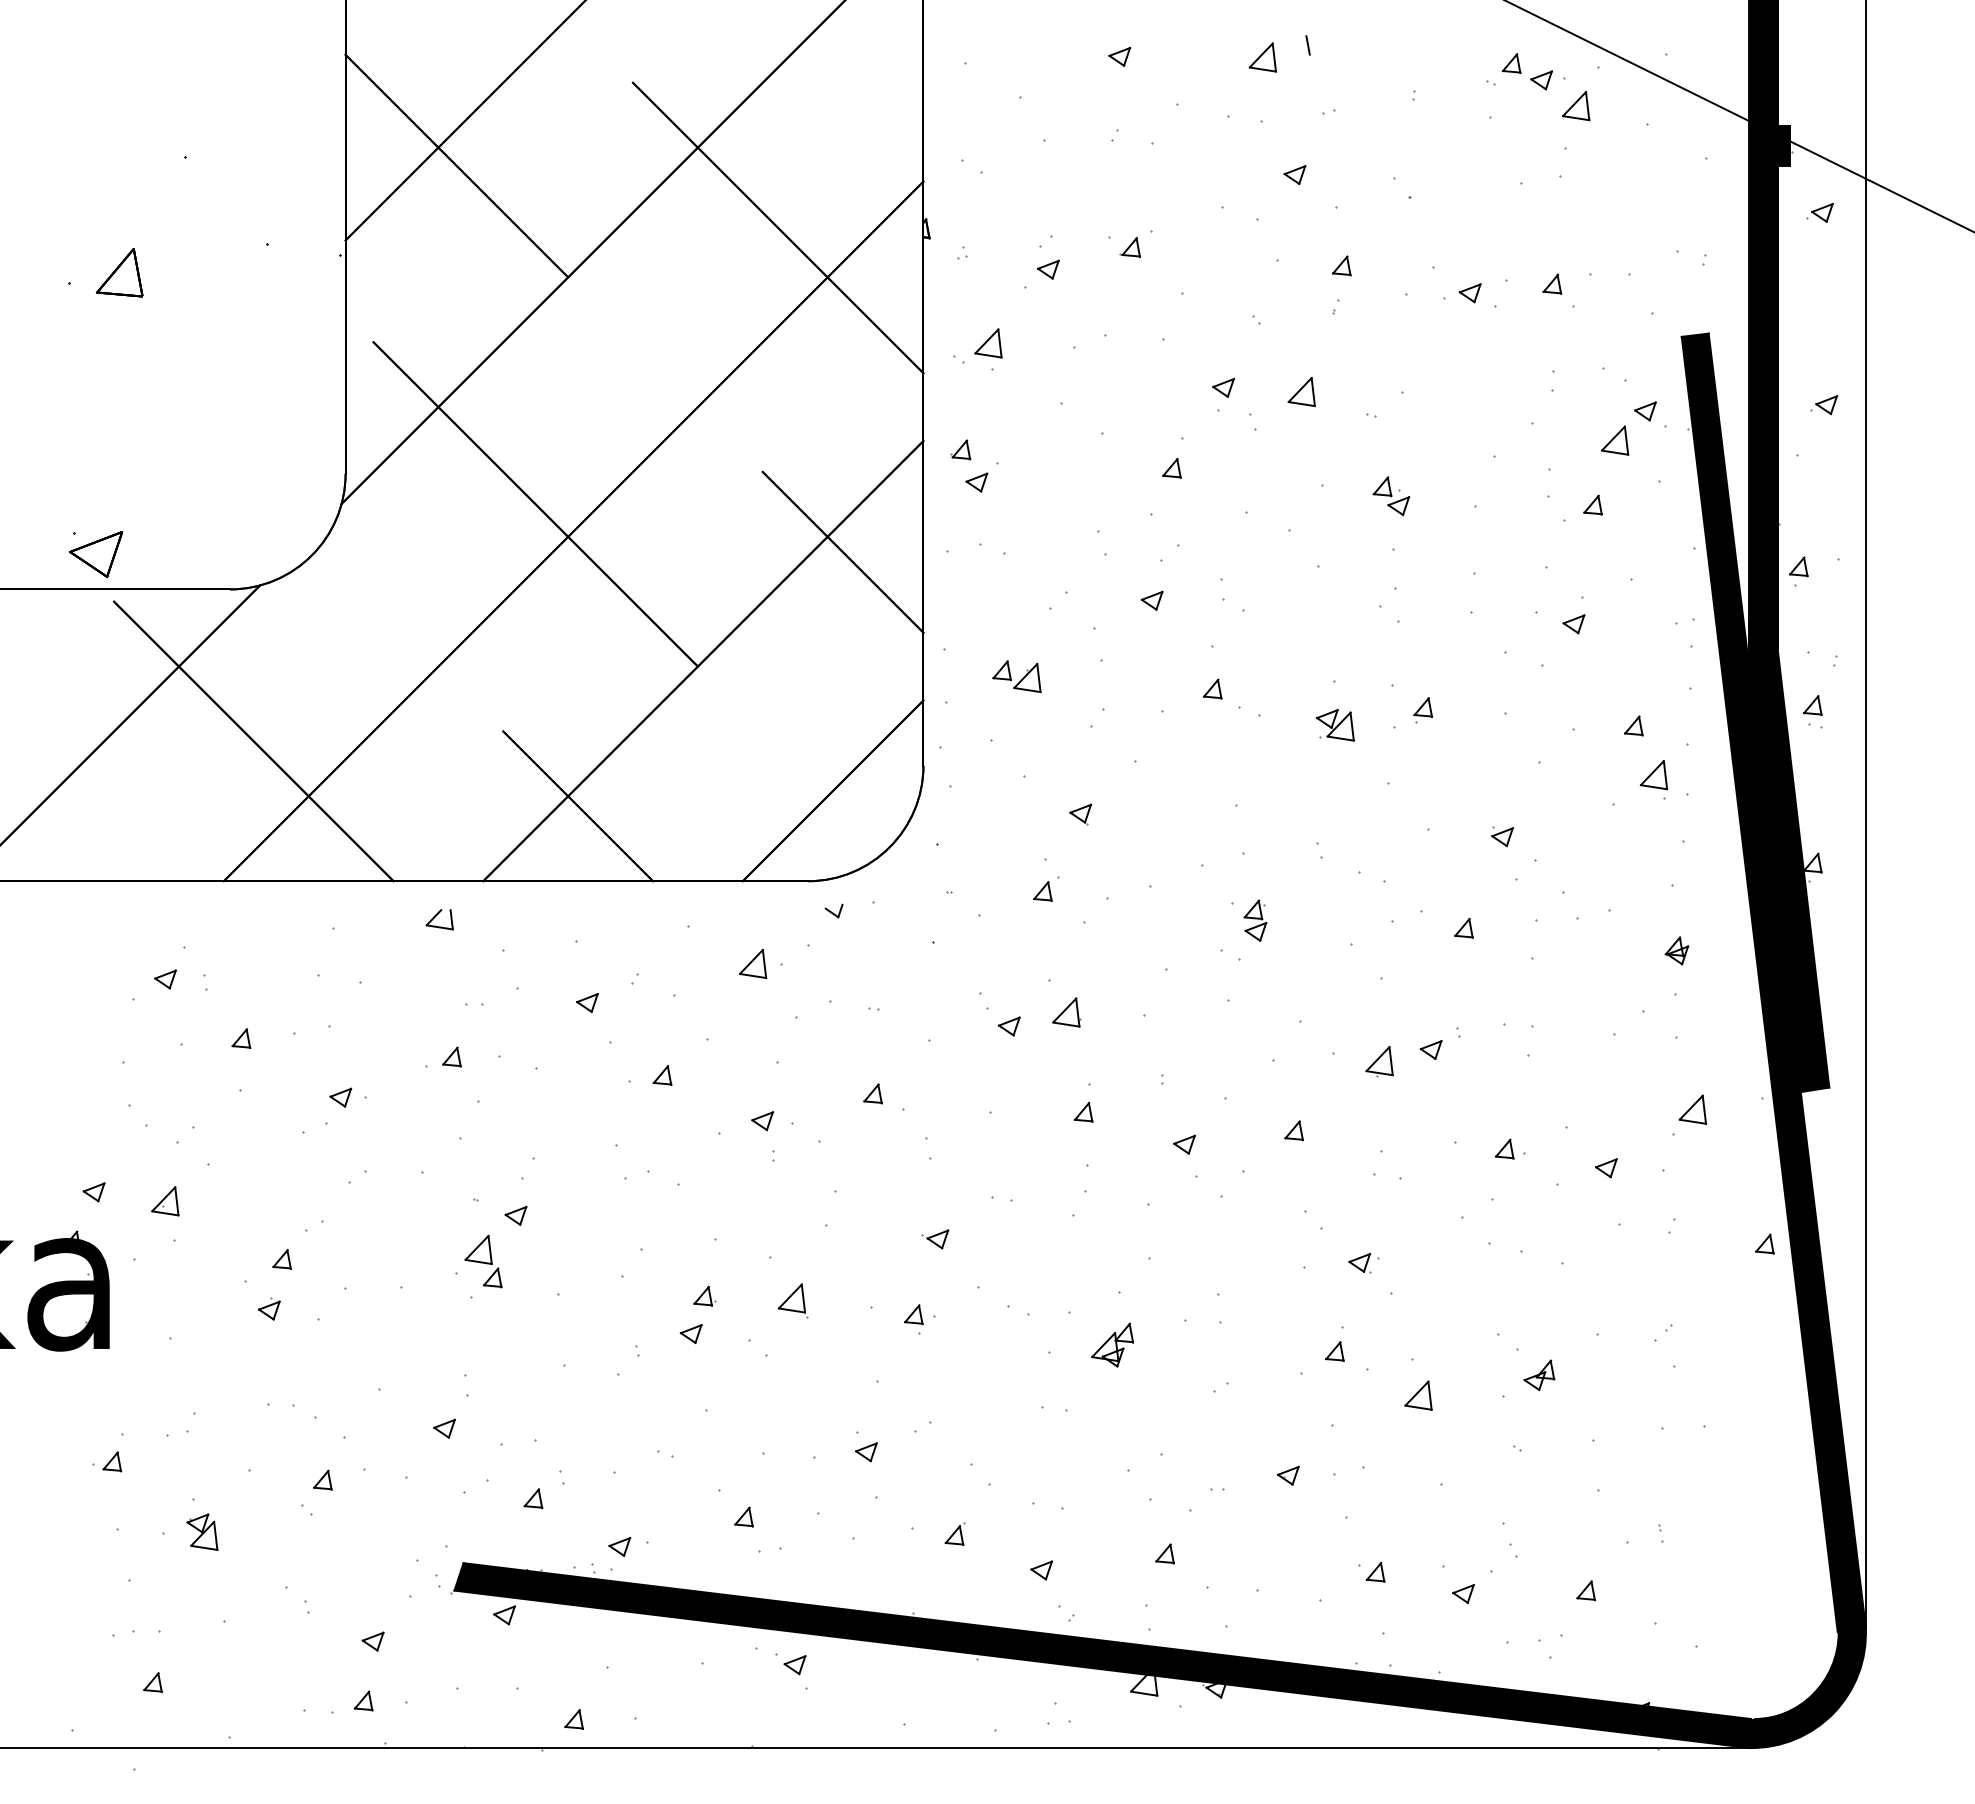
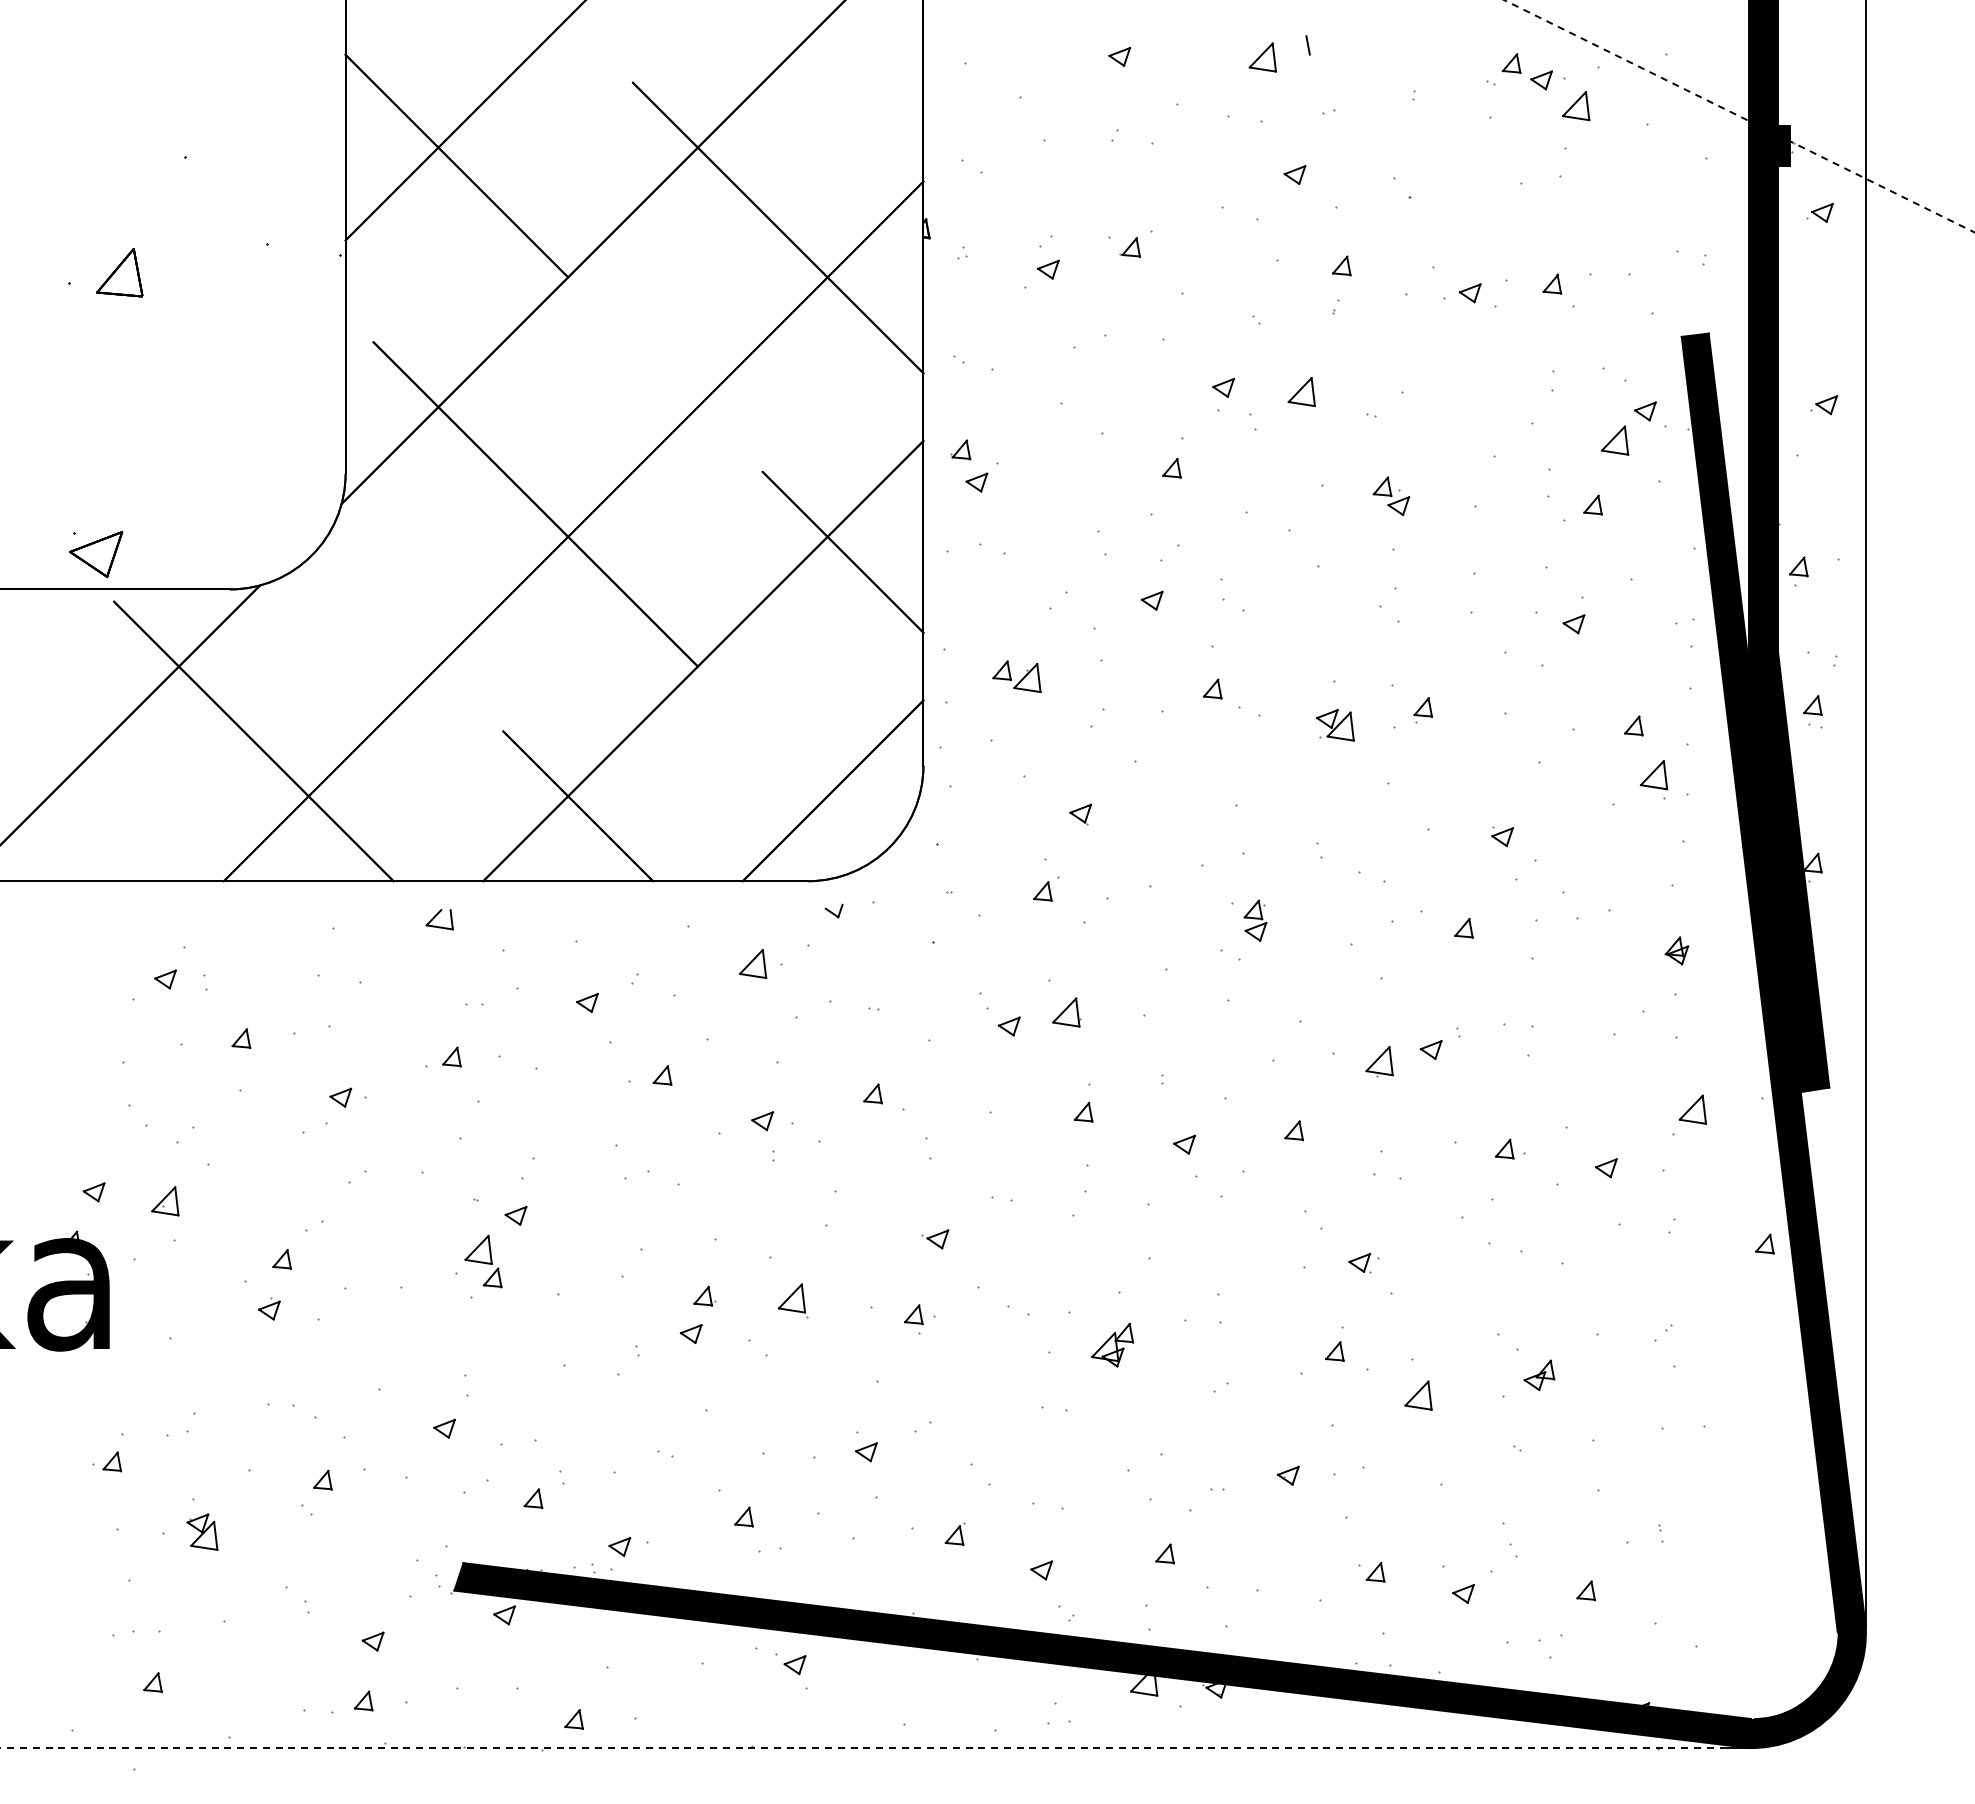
line: solid -> dashed (1738, 116)
part: present -> none (988, 343)
line: solid -> dashed (862, 1748)
